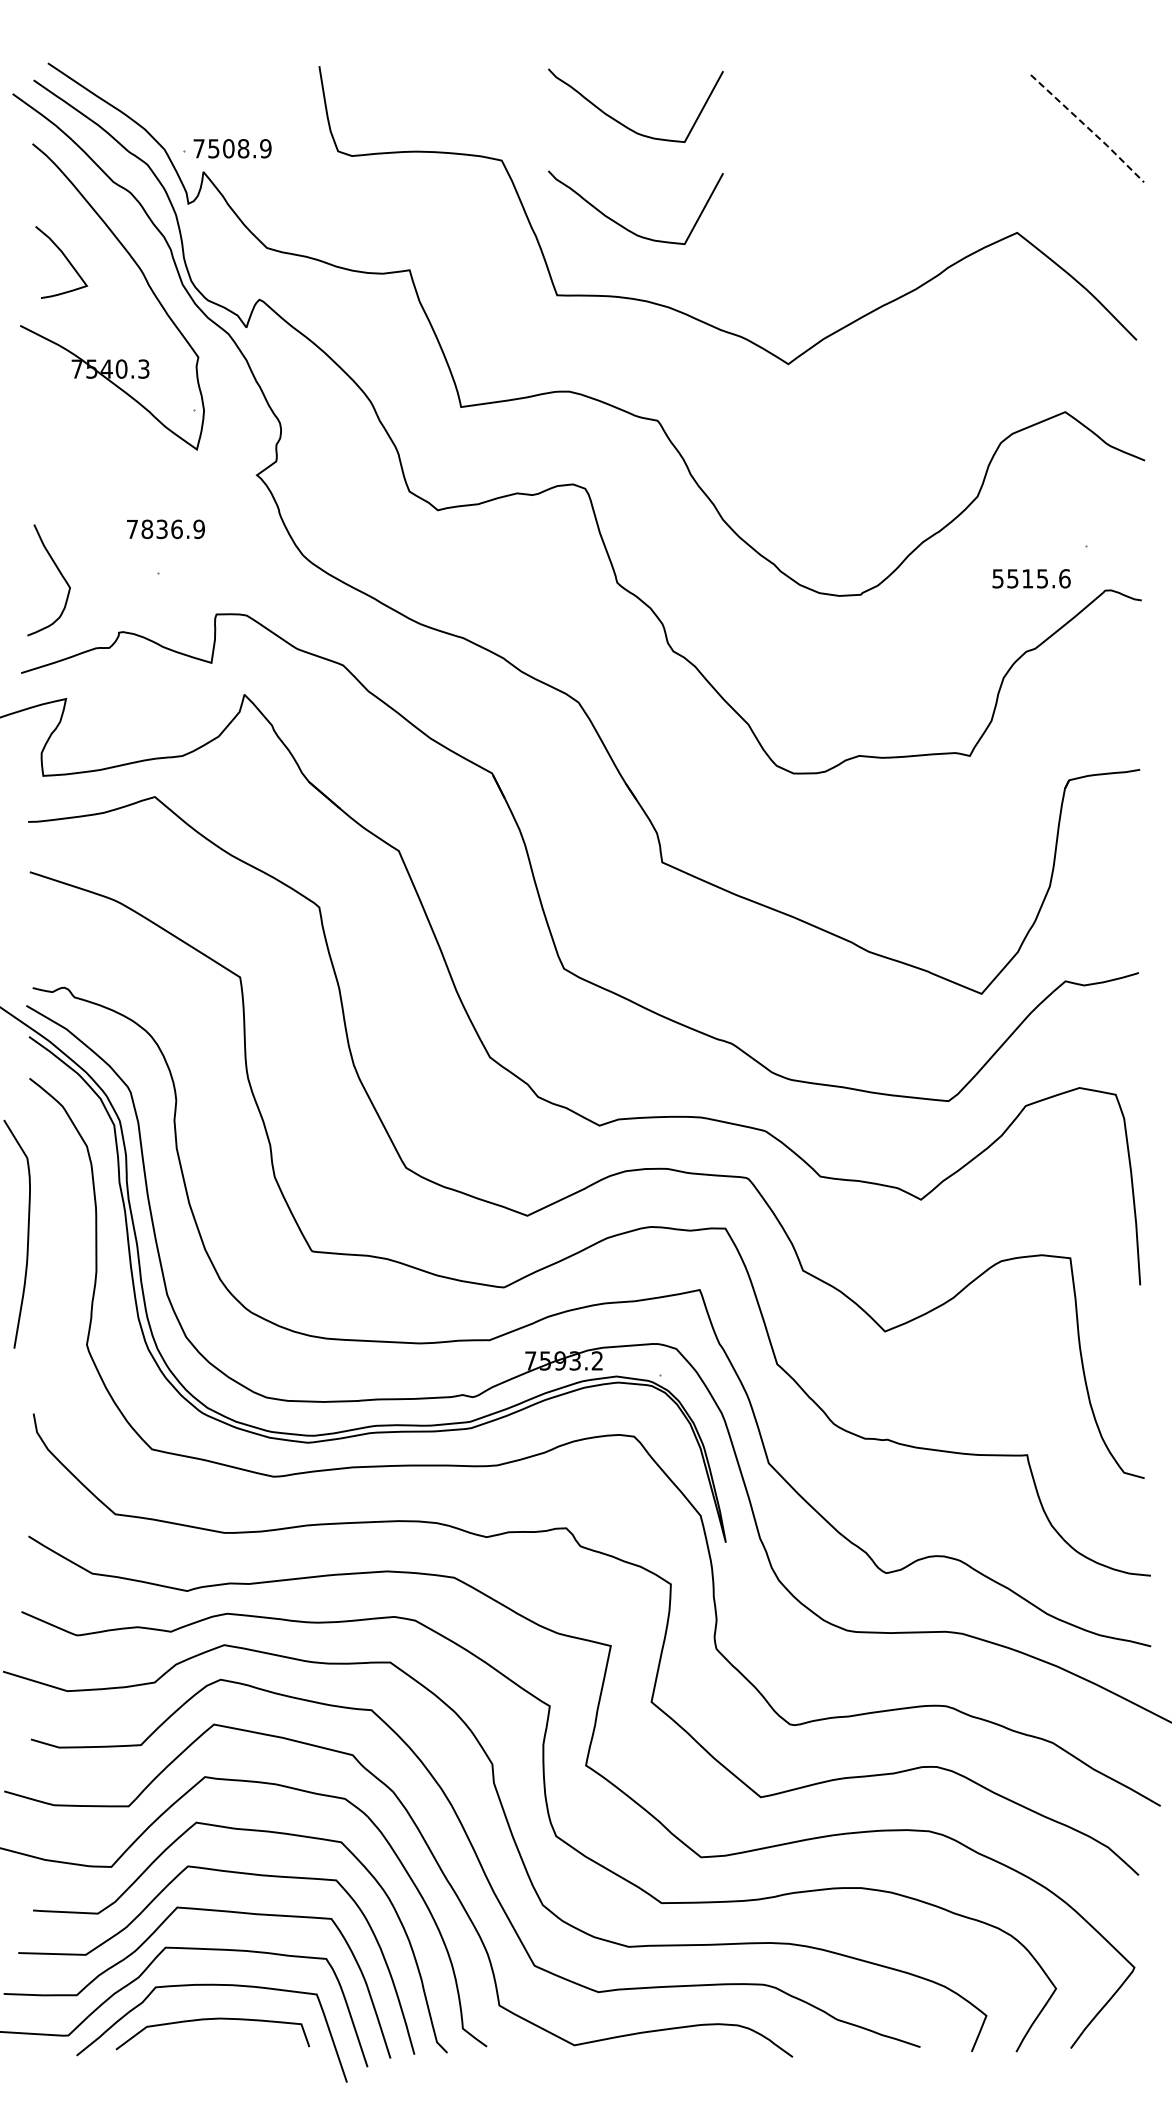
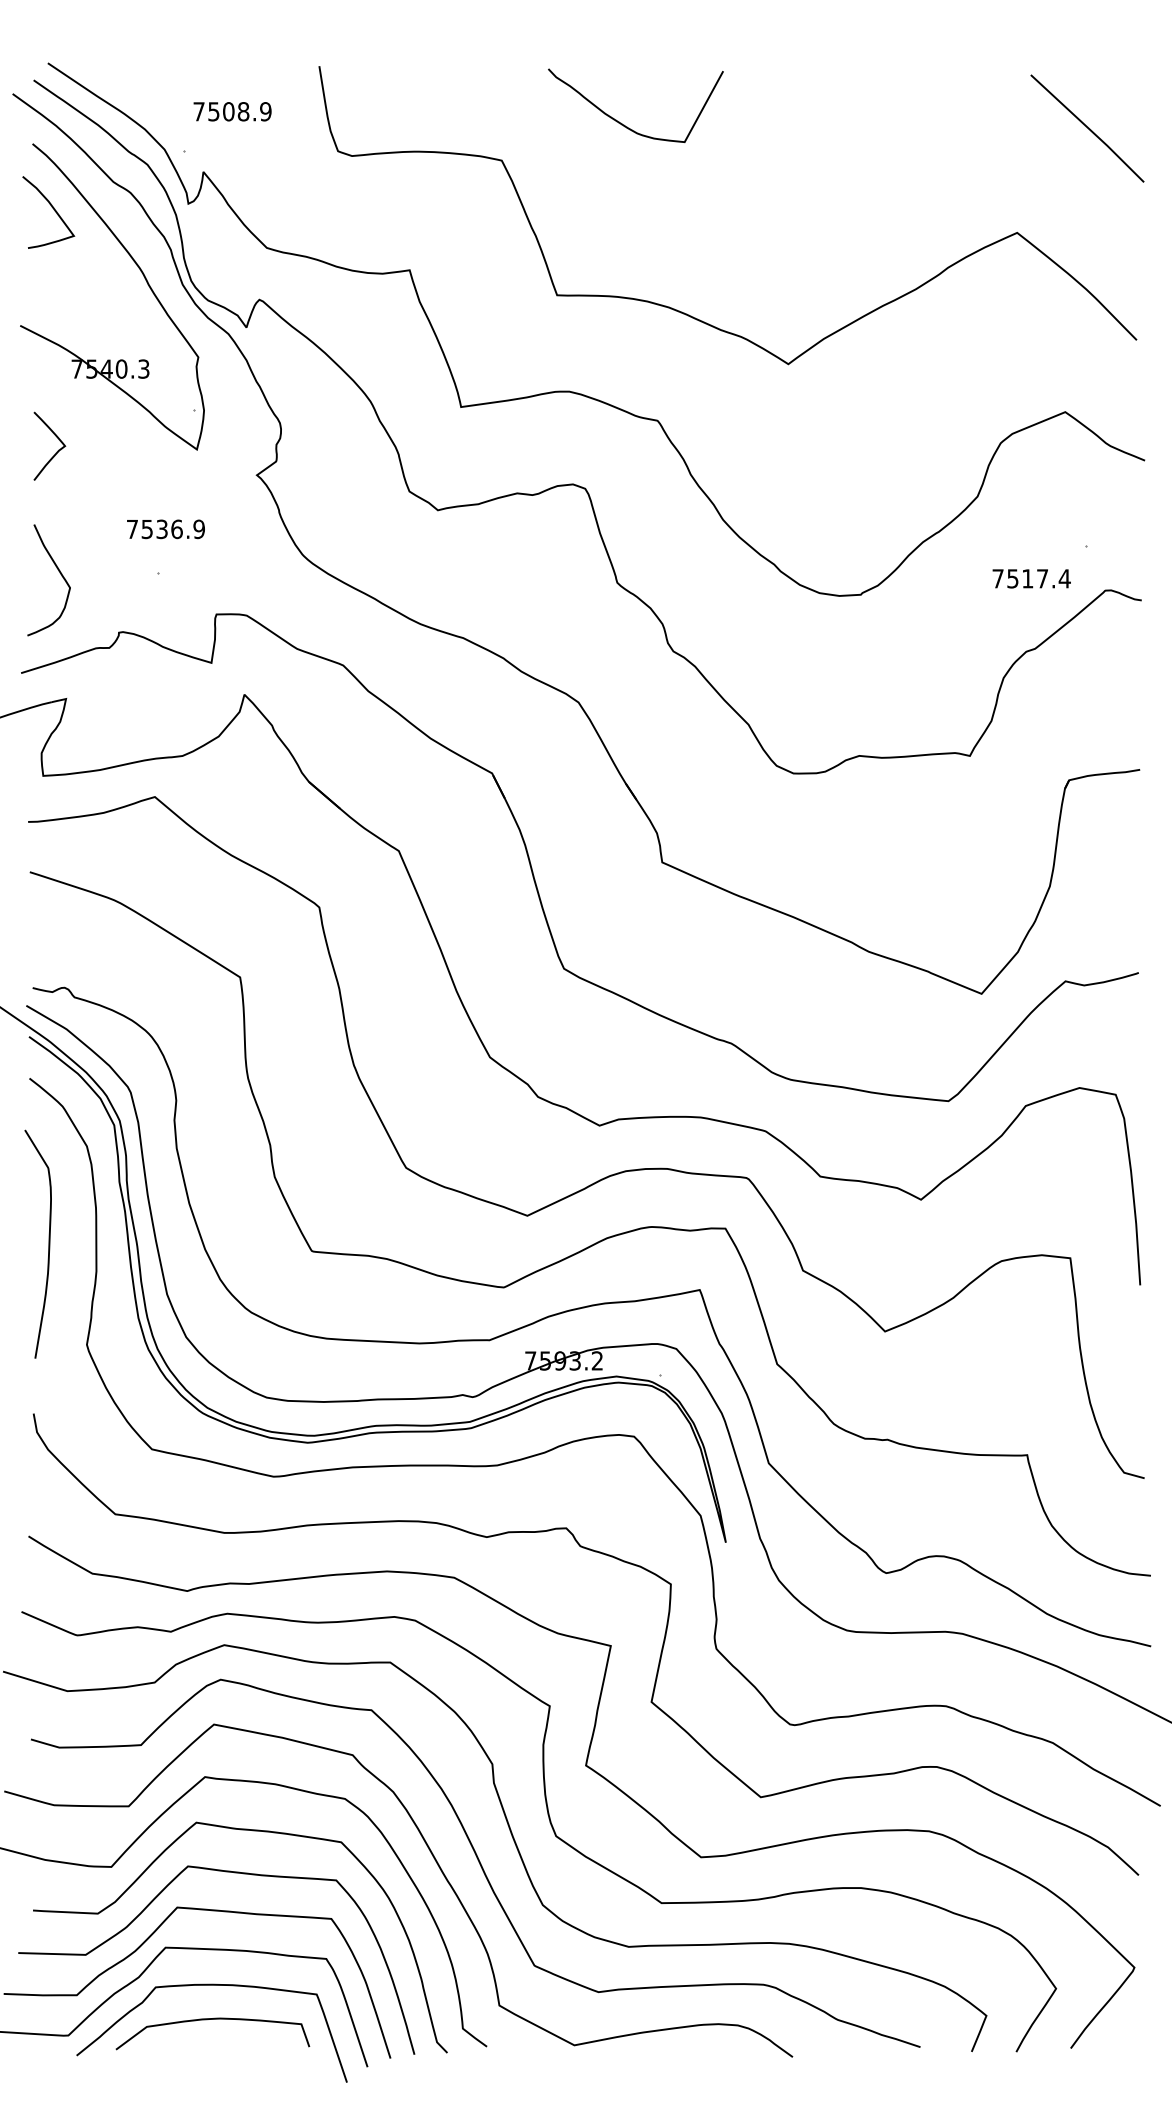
line: dashed -> solid (1088, 128)
text position: (232, 148) -> (232, 111) (232, 111)
curve: present -> none (624, 226)
curve position: (65, 258) -> (52, 208) (52, 208)
curve: none -> present (56, 451)
text: 7836.9 -> 7536.9 (147, 529)
text: 5515.6 -> 7517.4 (1031, 578)
curve position: (27, 1233) -> (48, 1243) (48, 1243)
